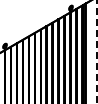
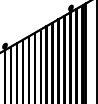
line: dashed -> solid (97, 51)
